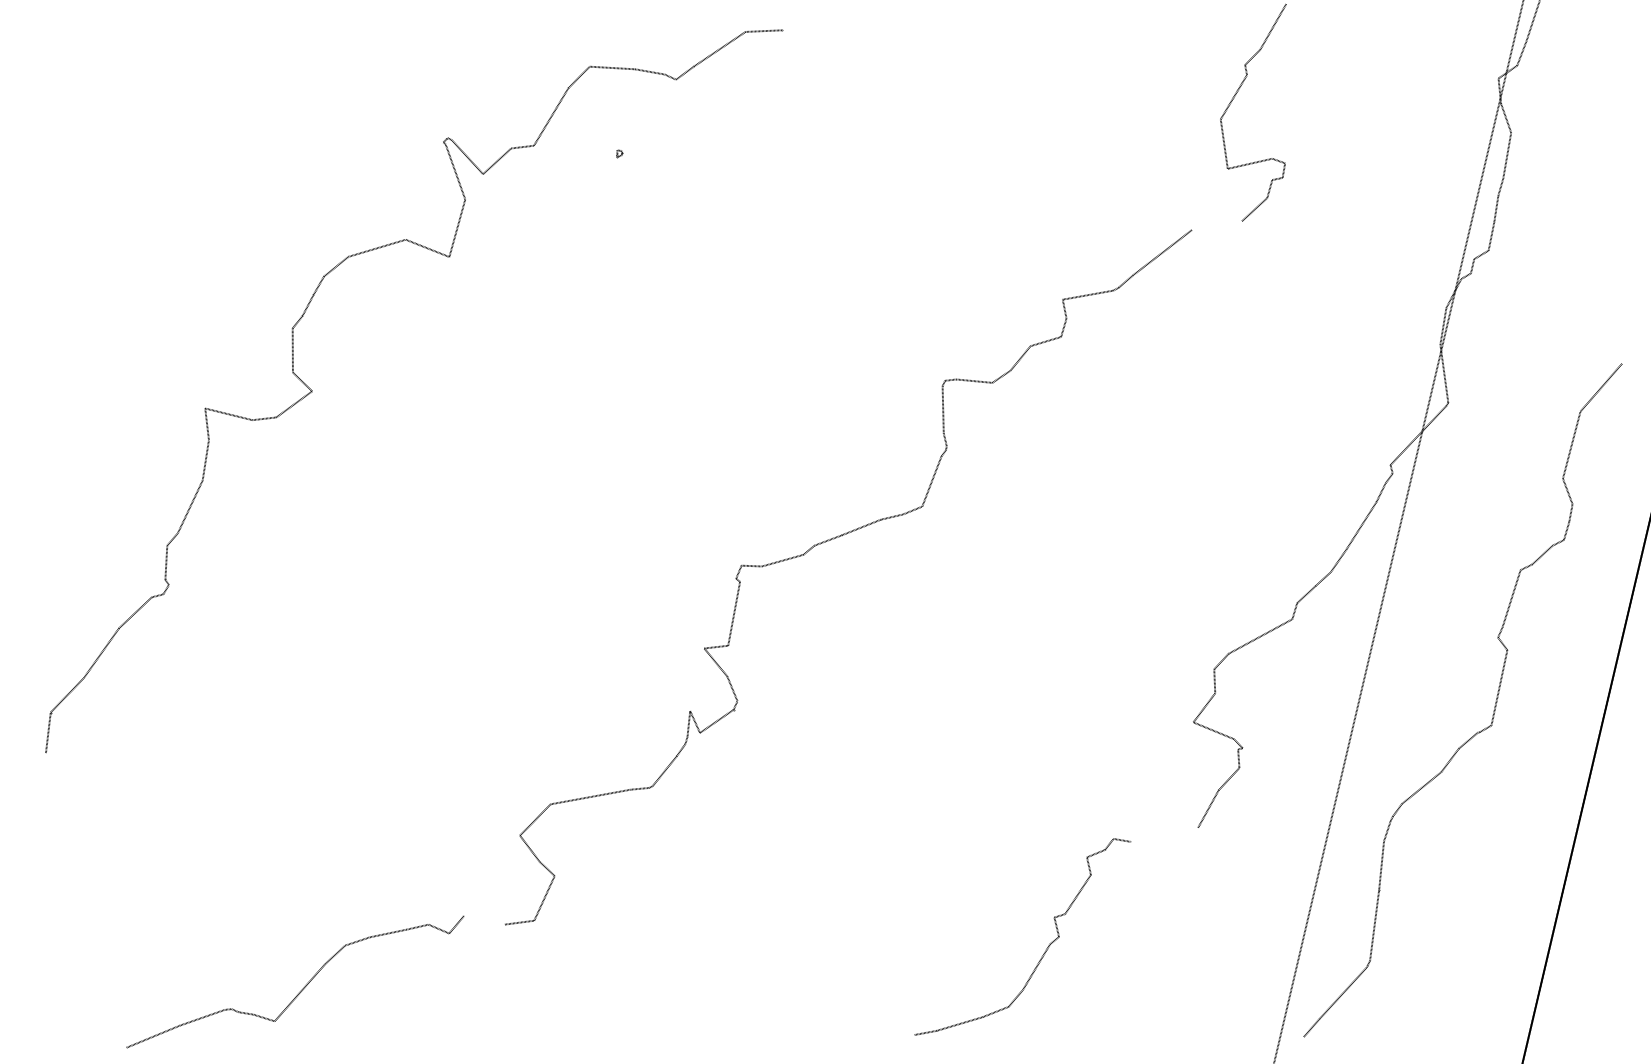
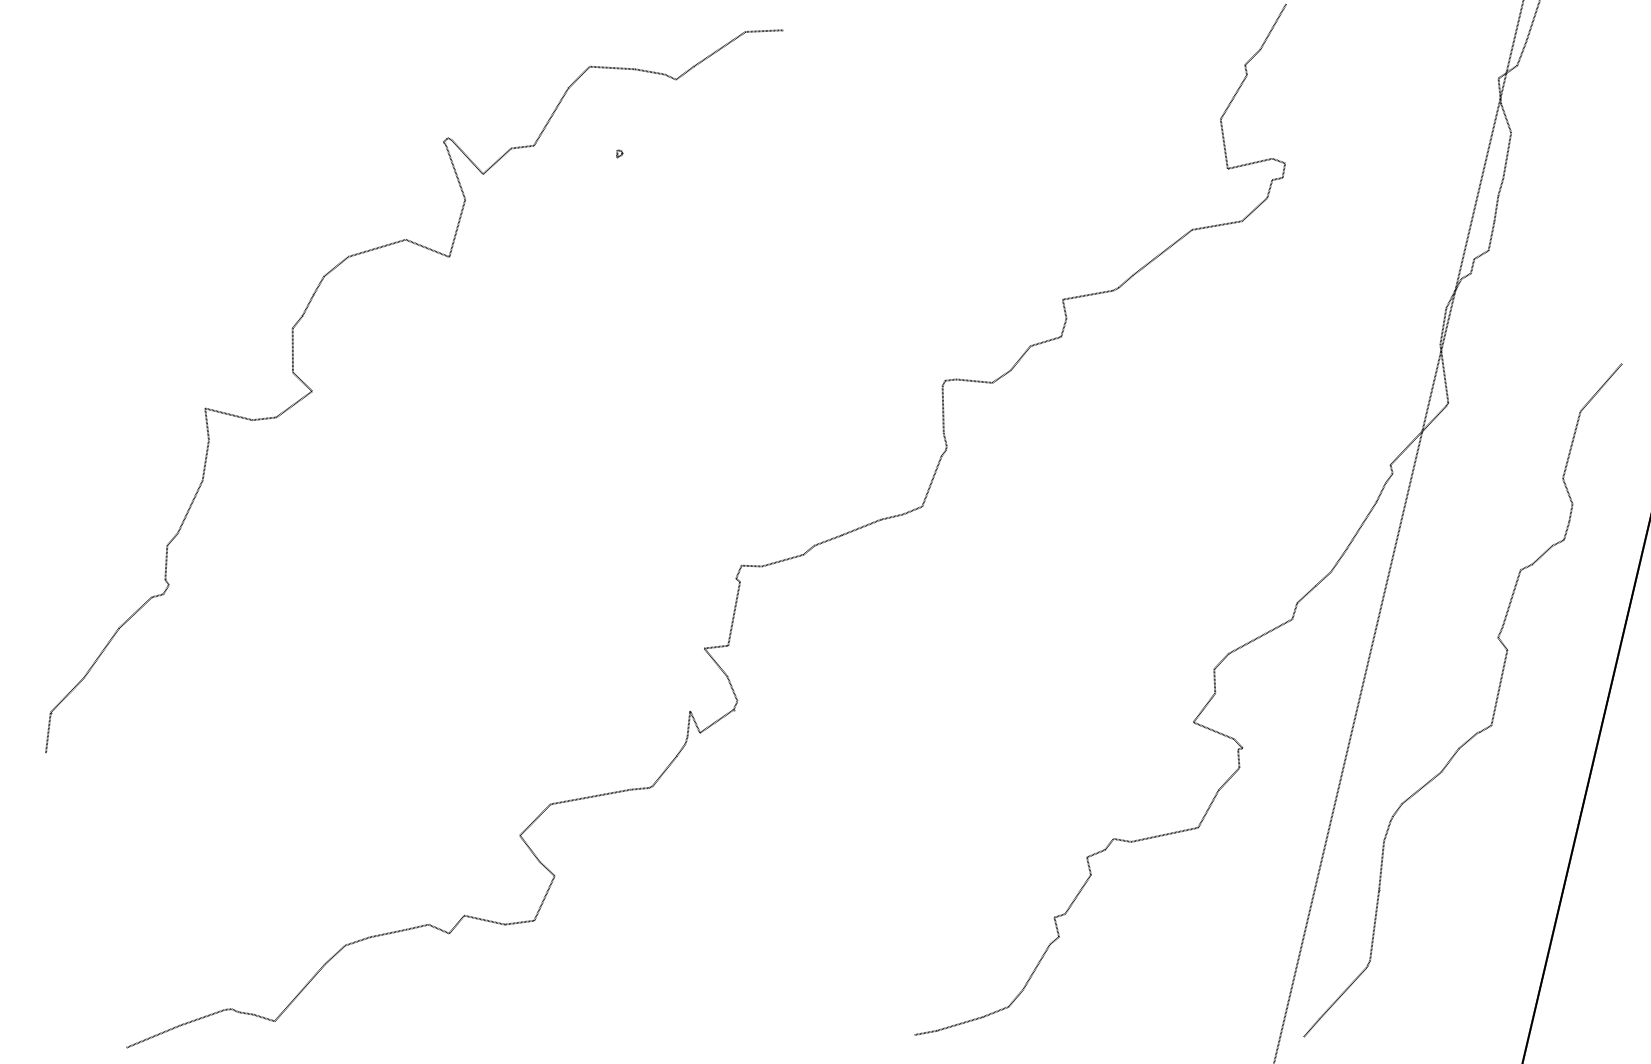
line: none -> present (1217, 225)
line: none -> present (1164, 834)
line: none -> present (484, 919)
